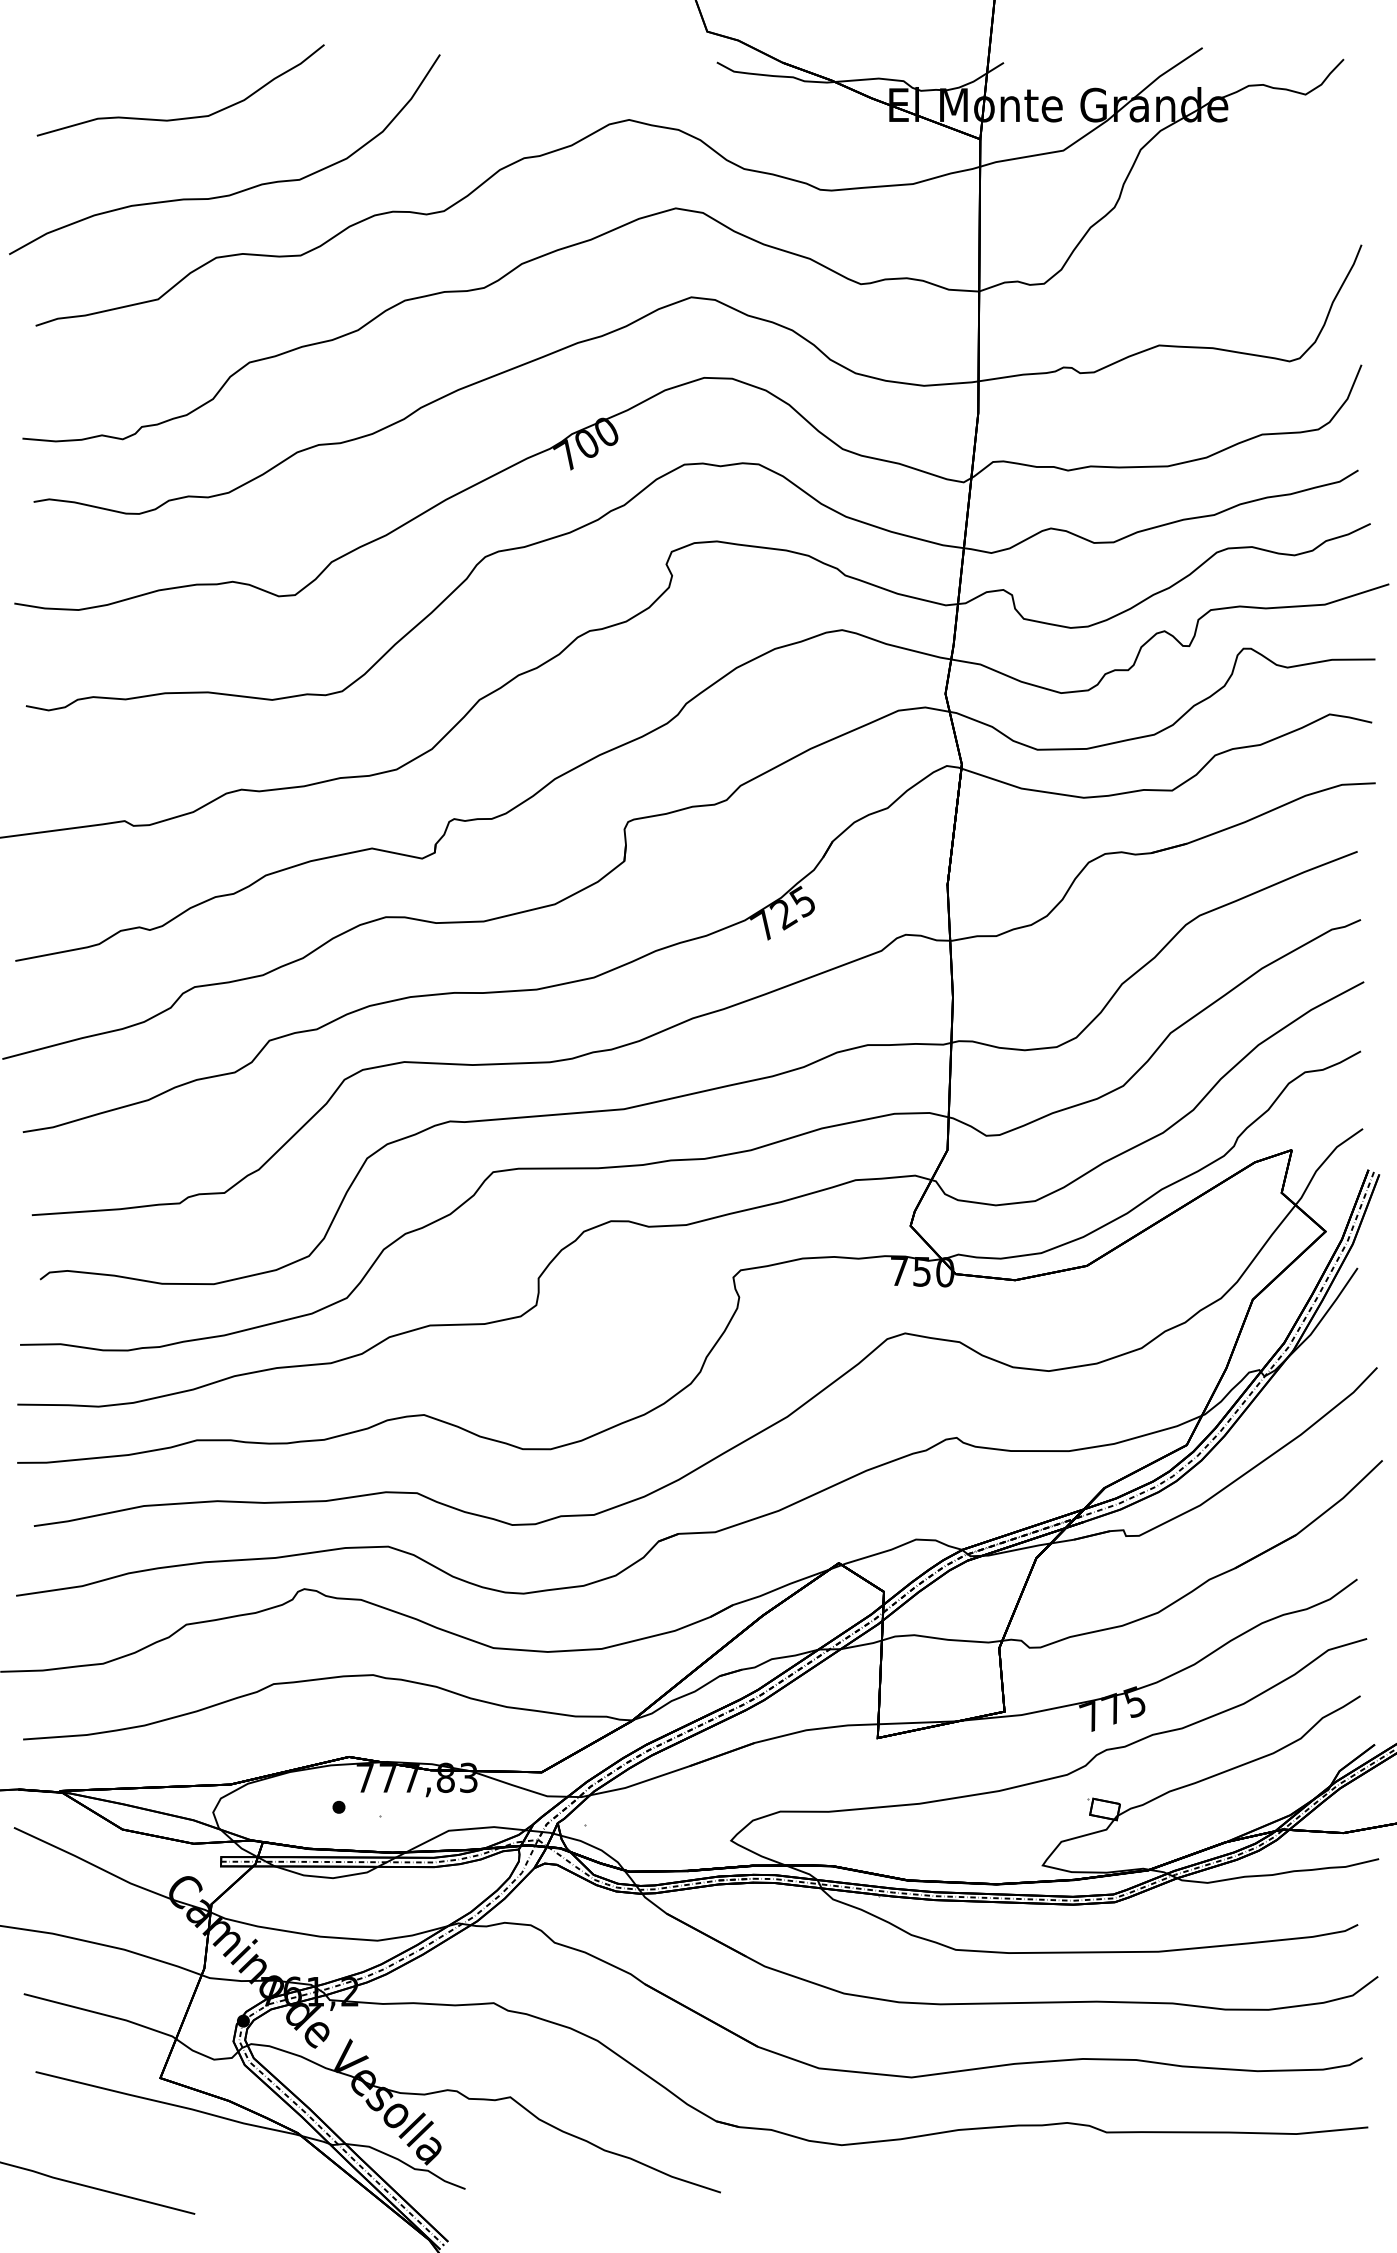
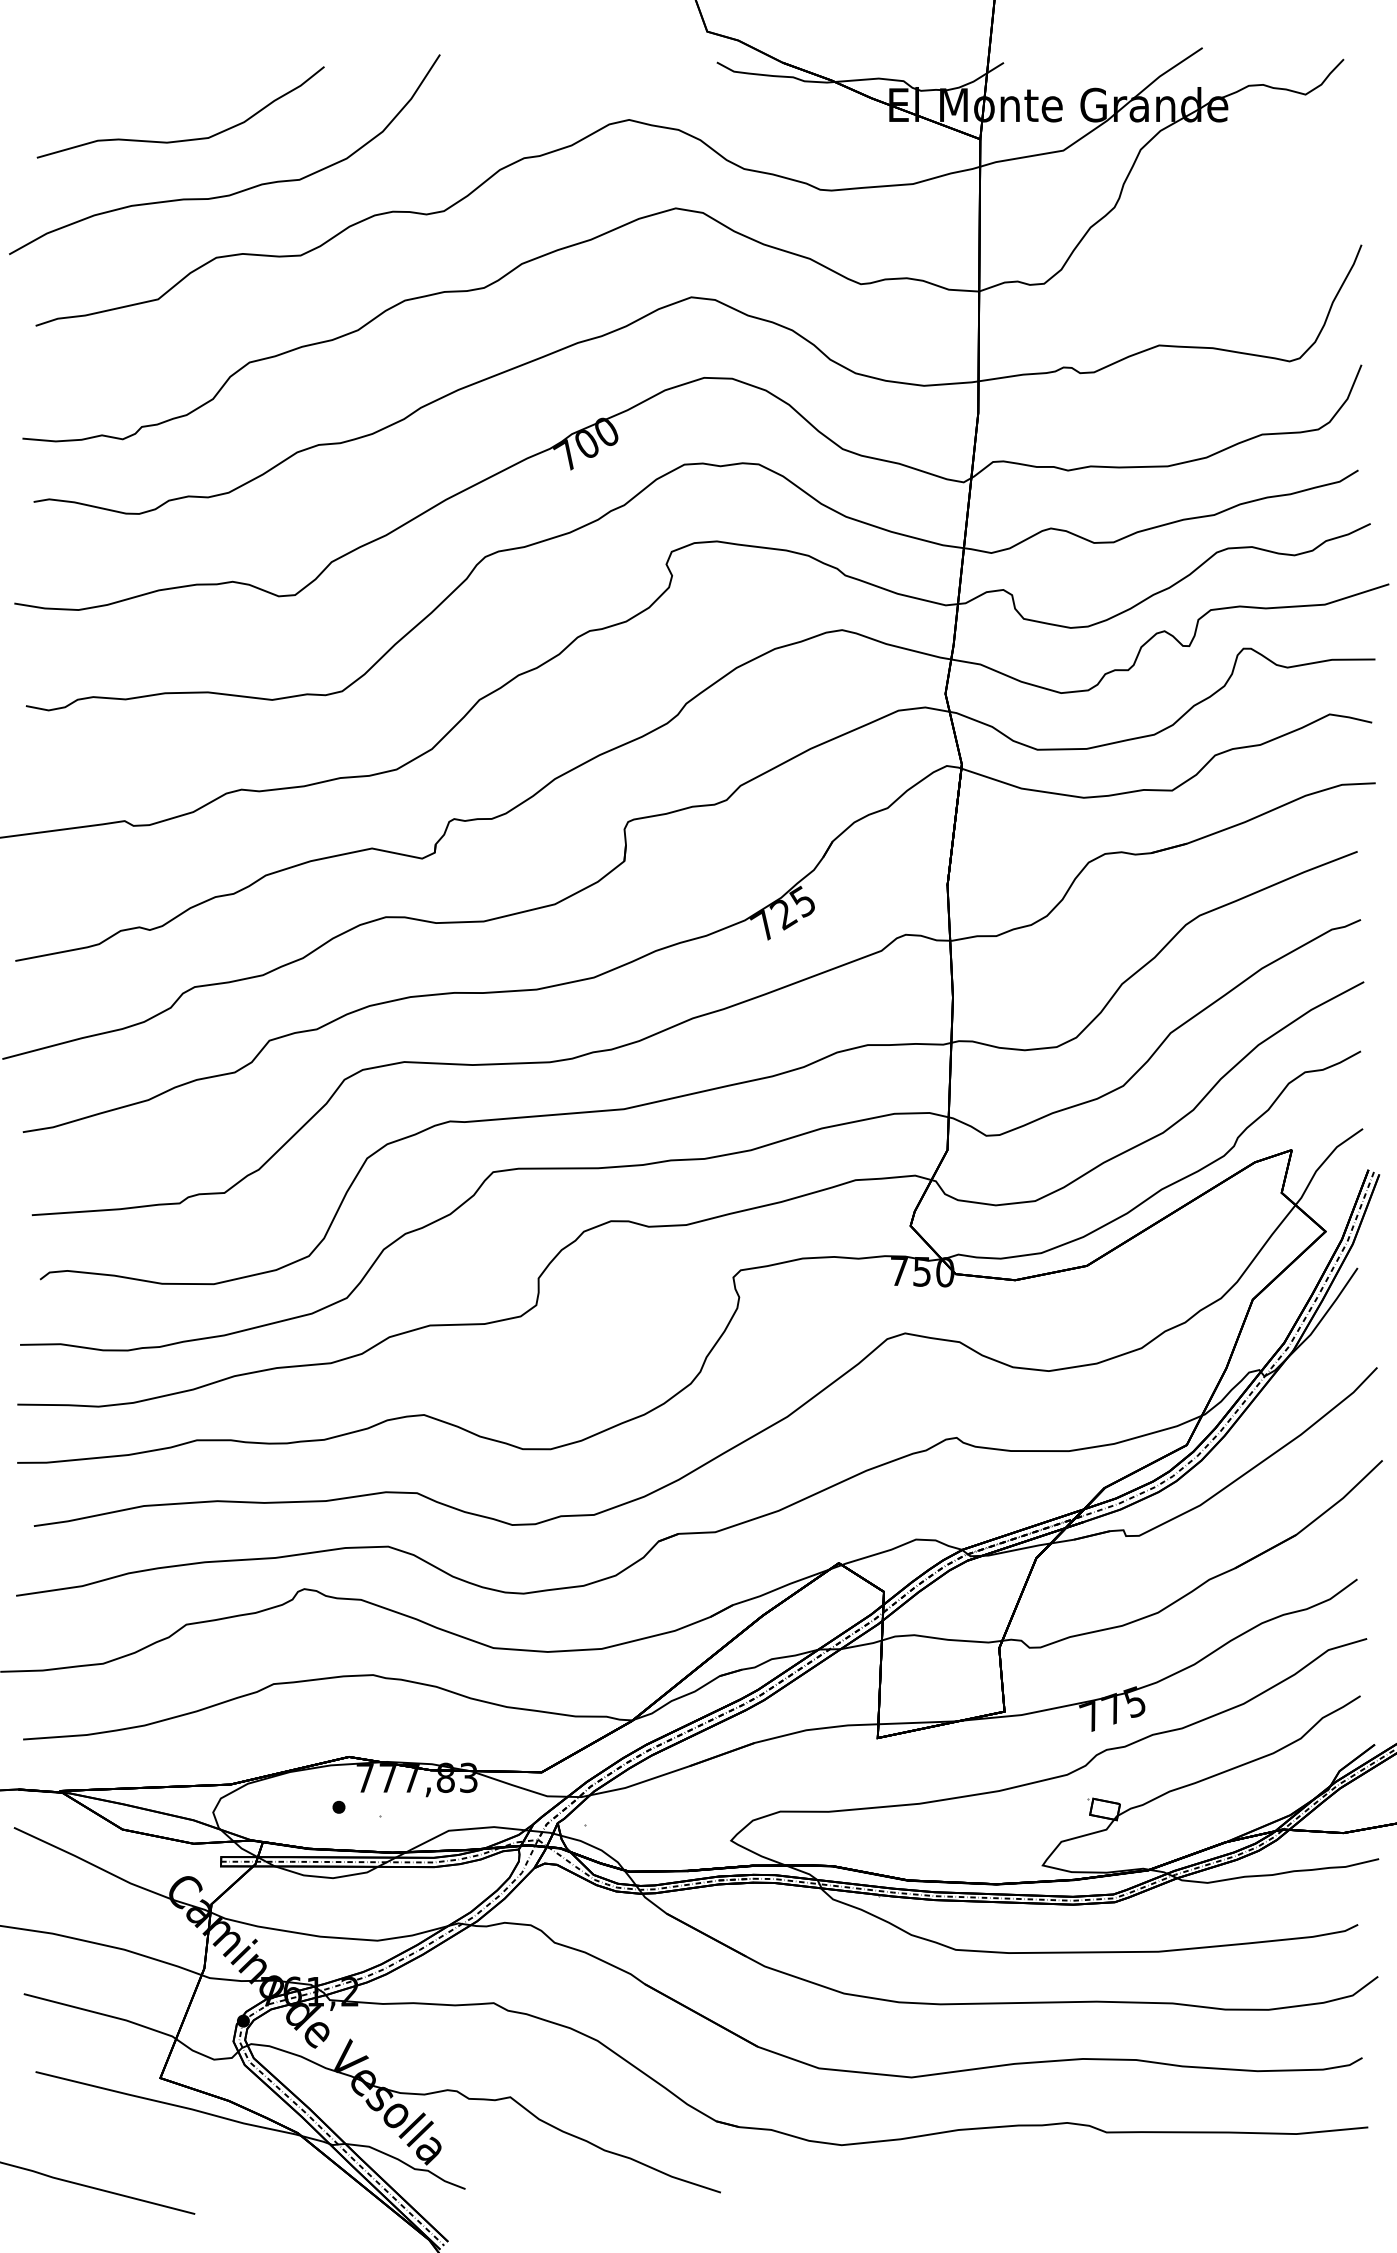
curve position: (183, 117) -> (183, 139) (183, 139)
